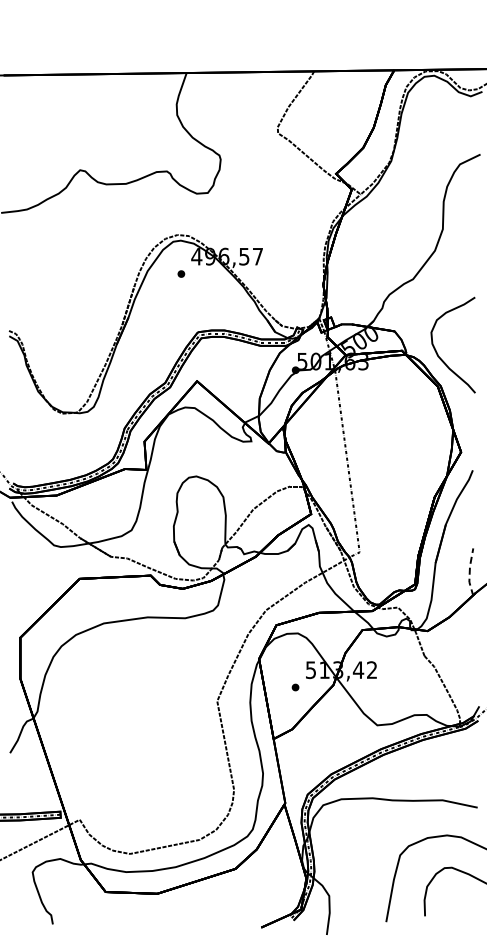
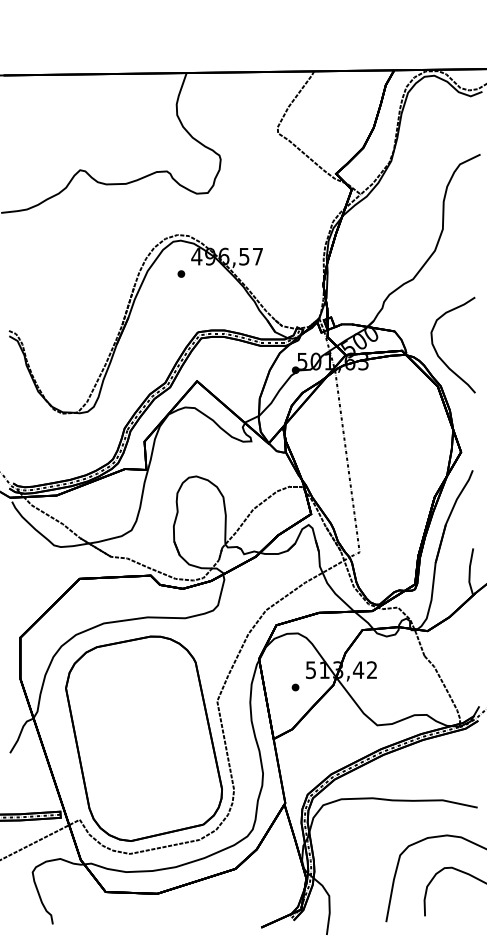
line: dashed -> solid (469, 572)
part: none -> present (143, 738)
